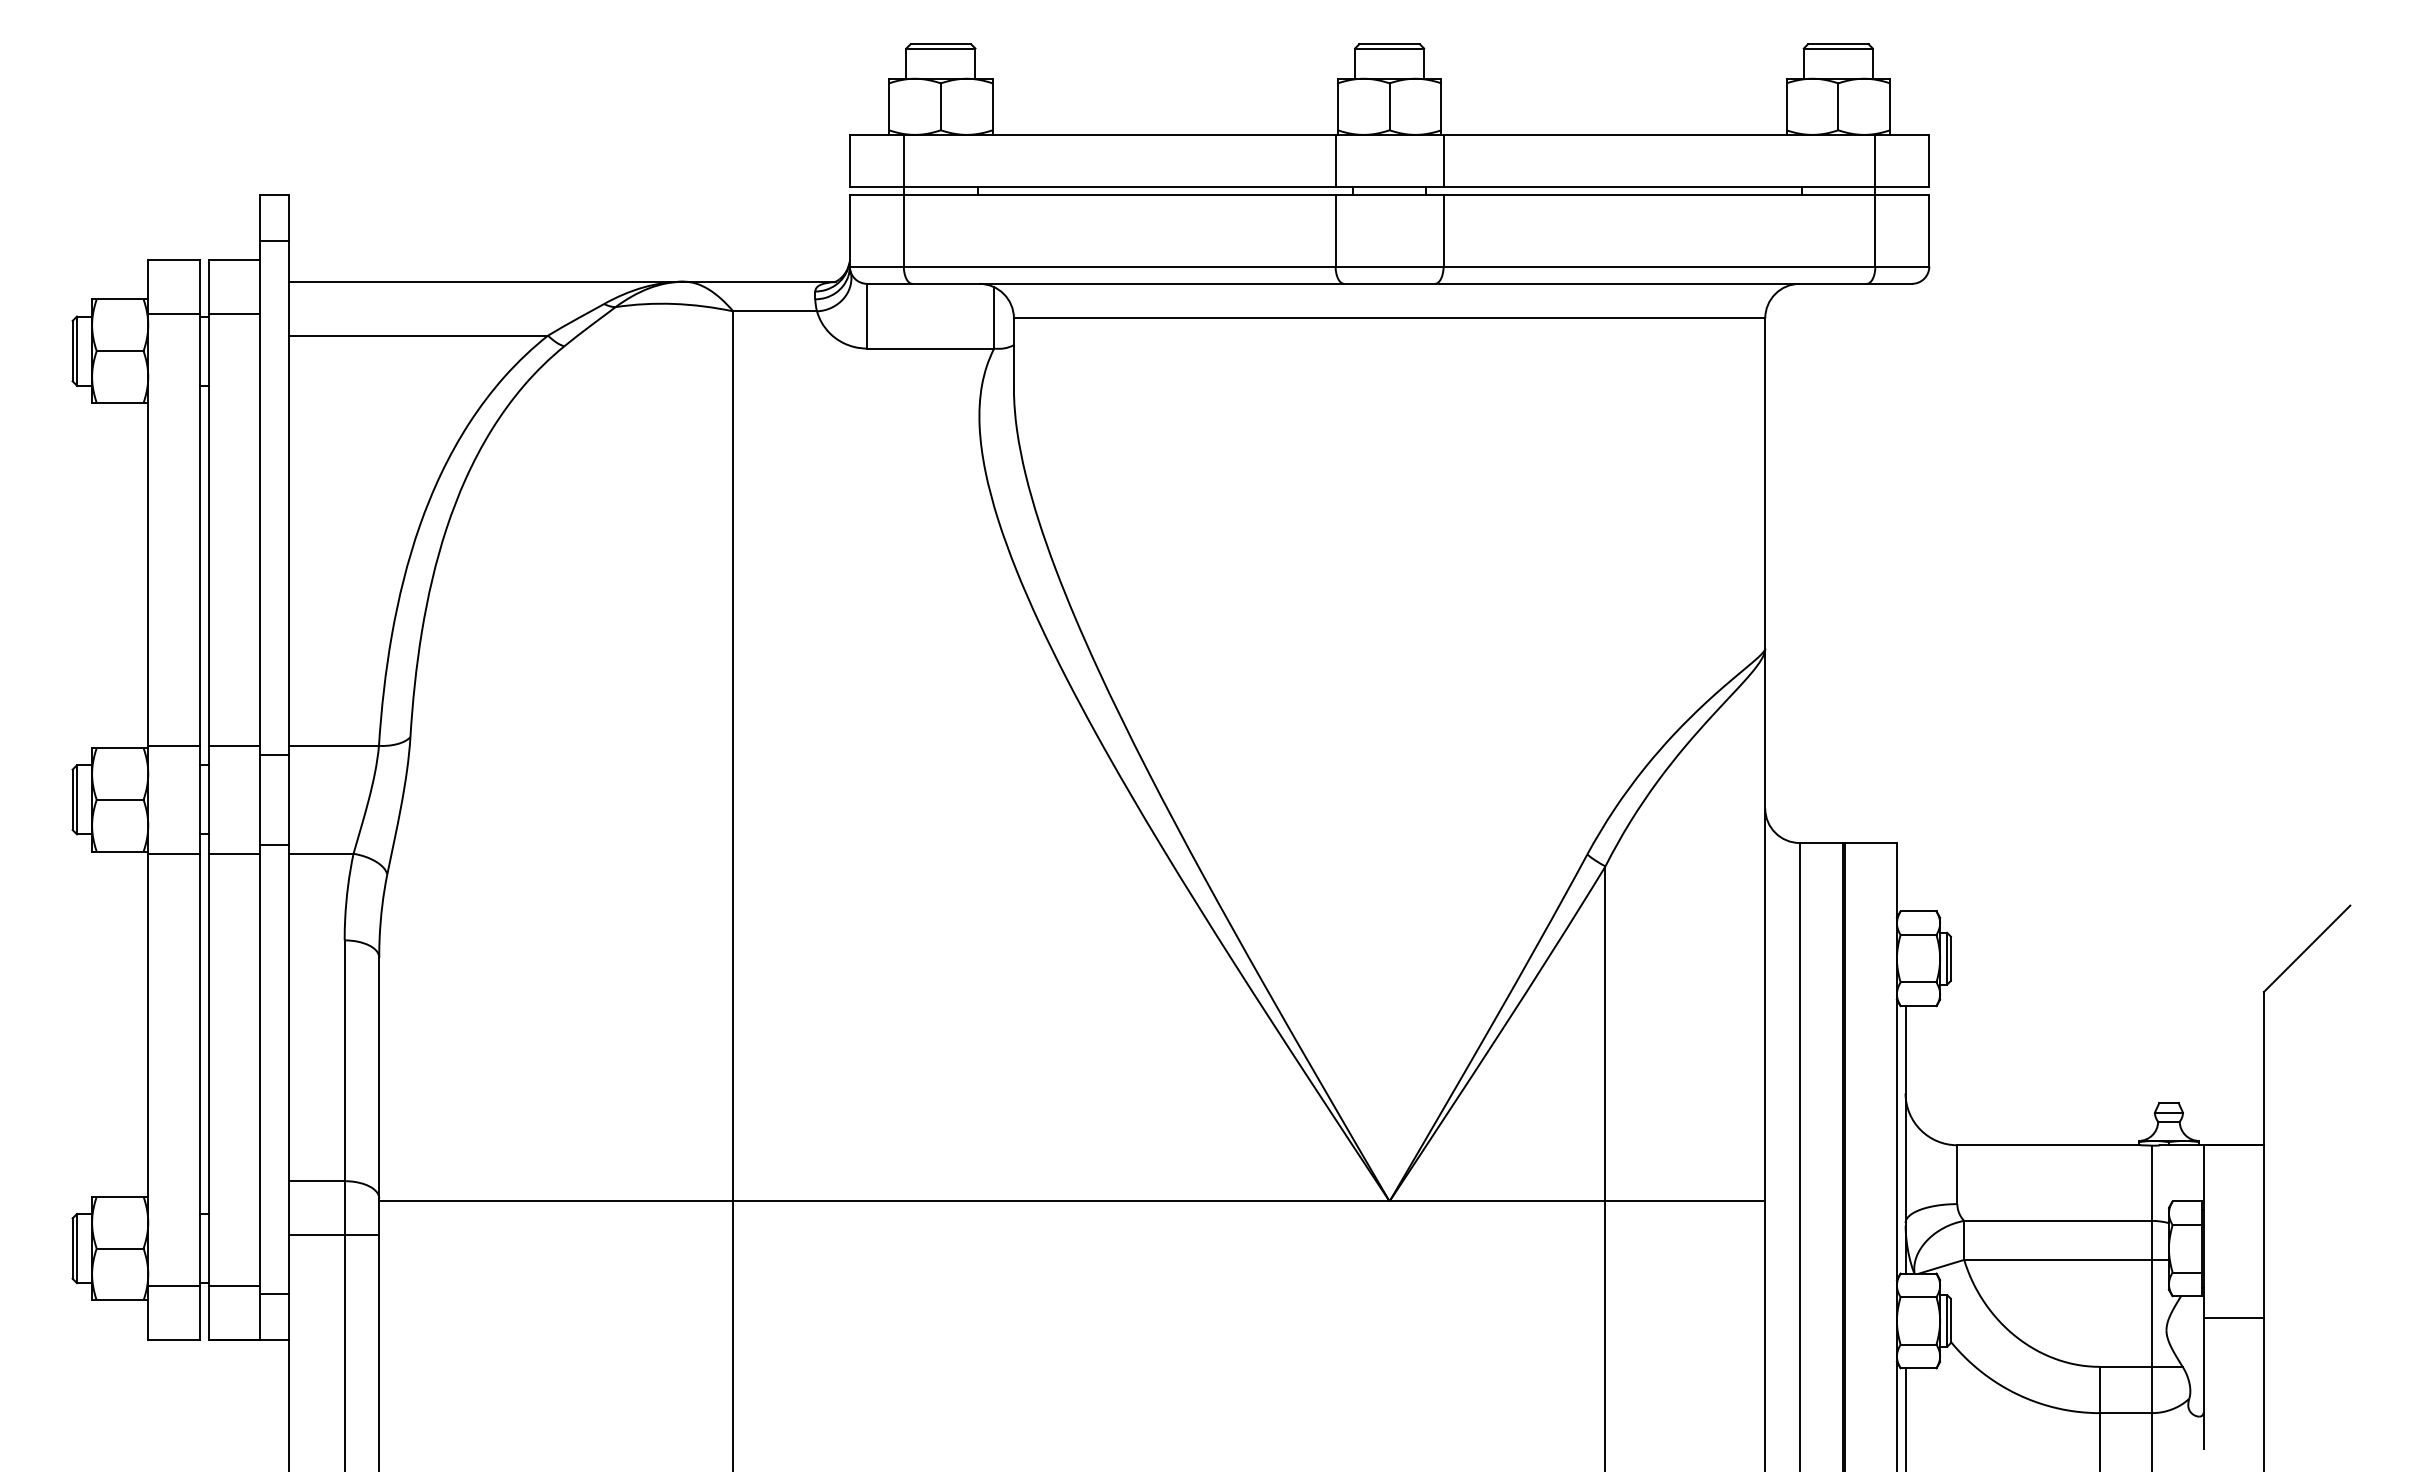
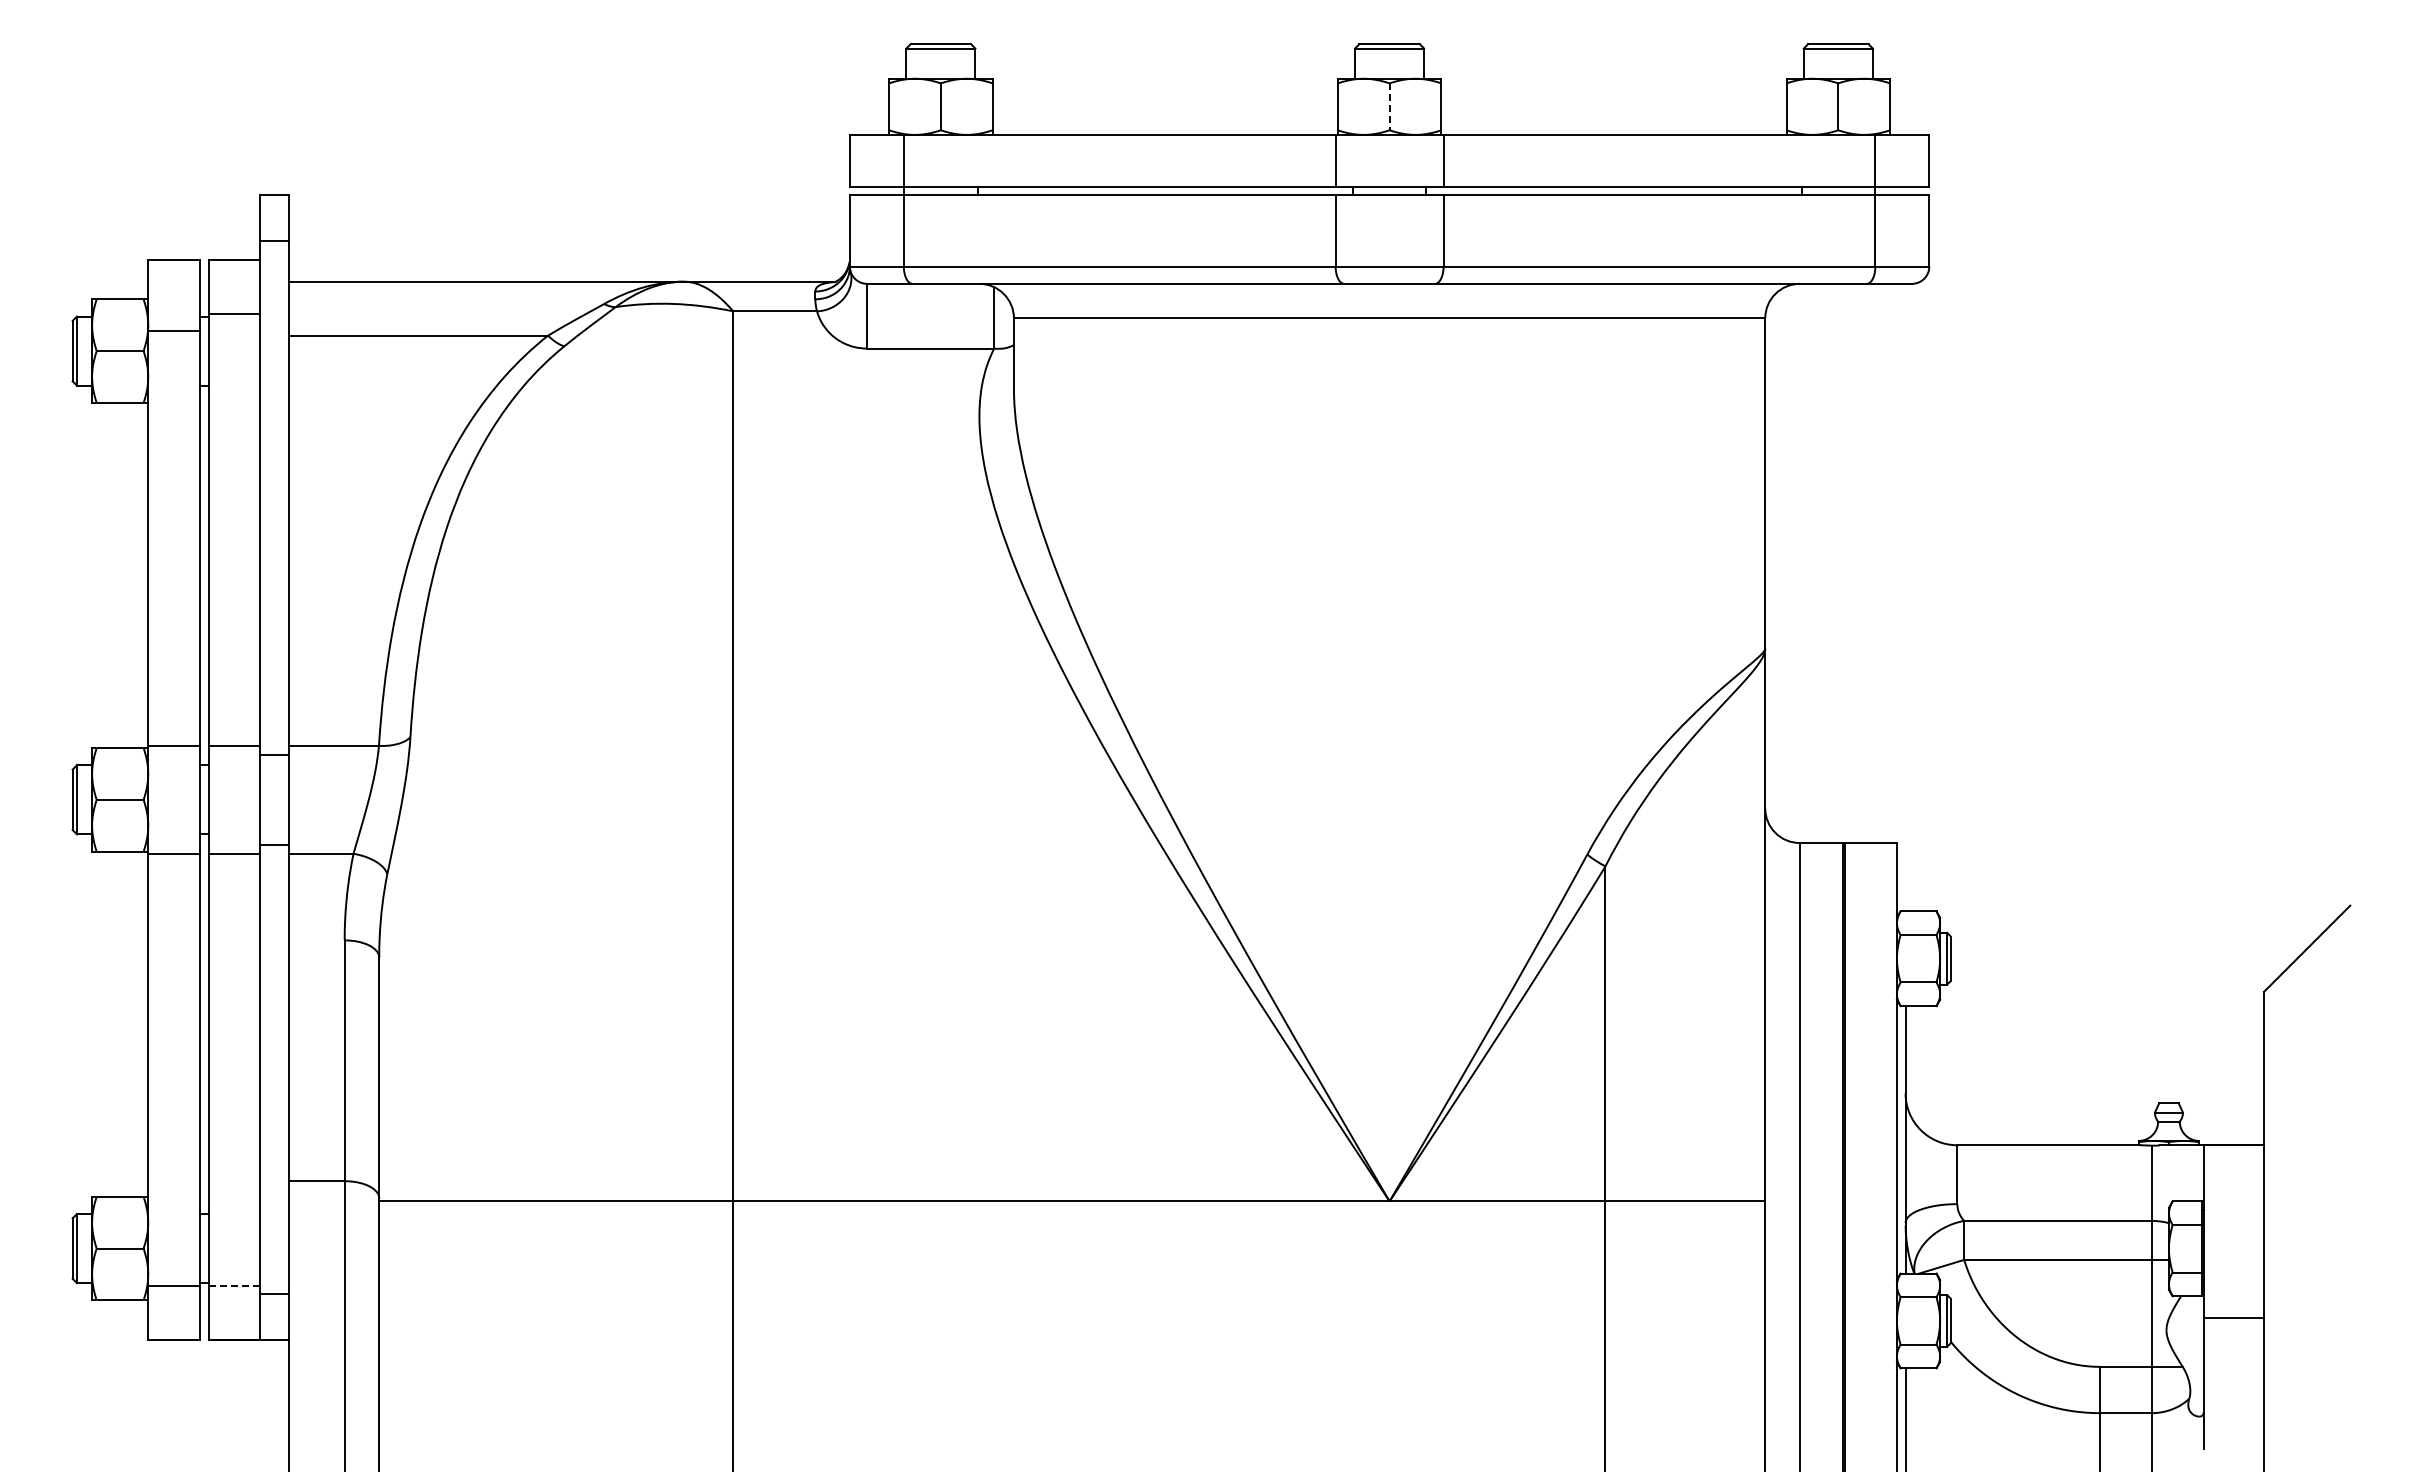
line: solid -> dashed (1389, 107)
line position: (174, 314) -> (174, 331) (174, 331)
line: present -> none (333, 1235)
line: solid -> dashed (234, 1285)
